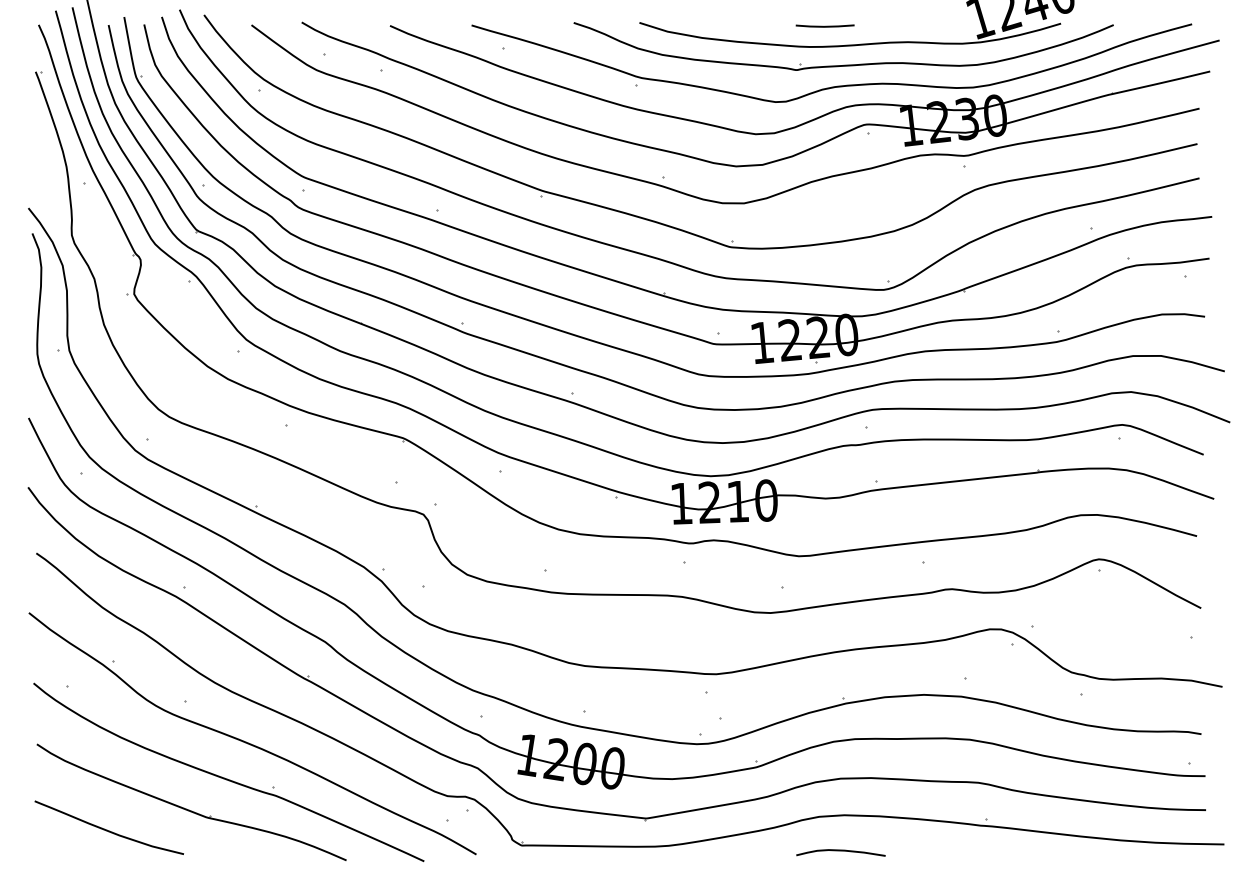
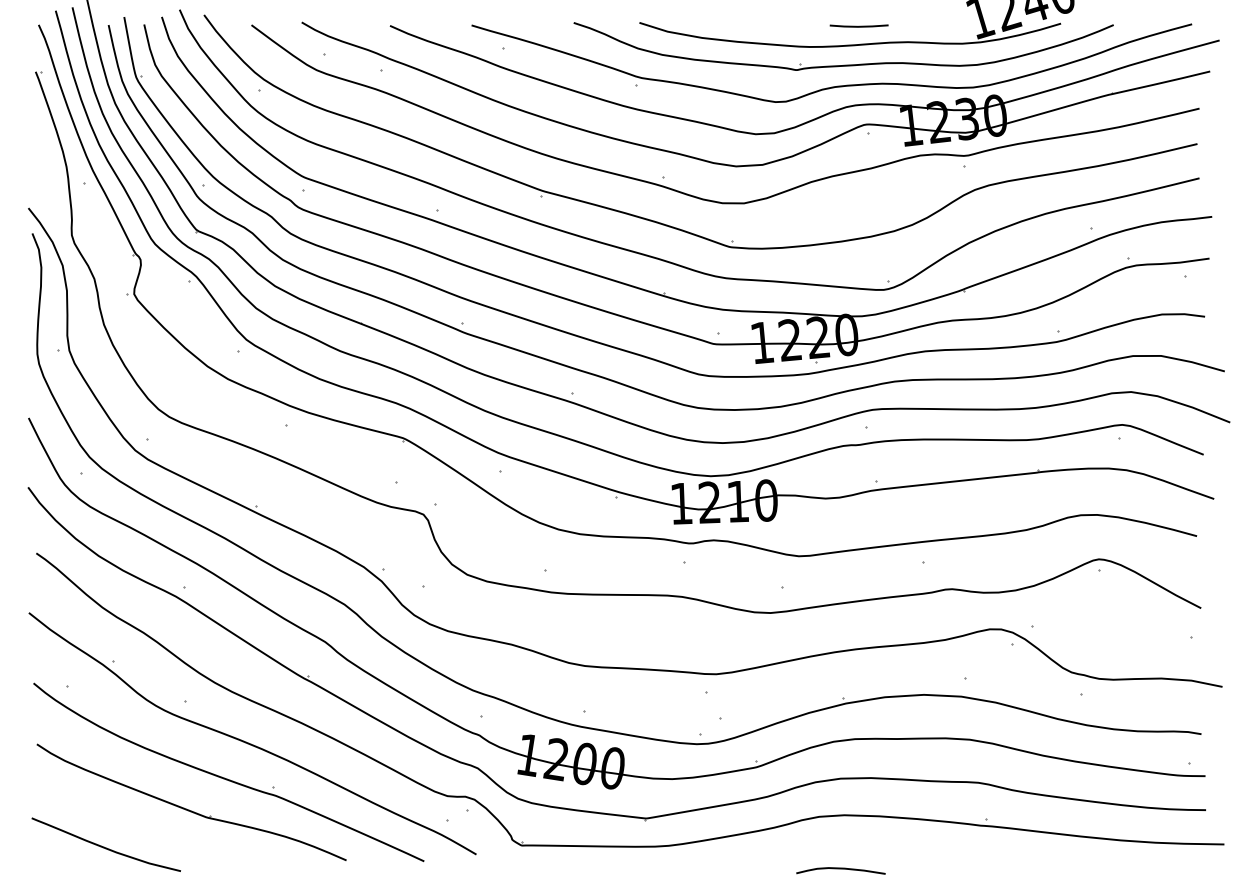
line position: (824, 25) -> (858, 25) (858, 25)
curve position: (107, 829) -> (104, 846) (104, 846)
curve position: (840, 851) -> (840, 869) (840, 869)
